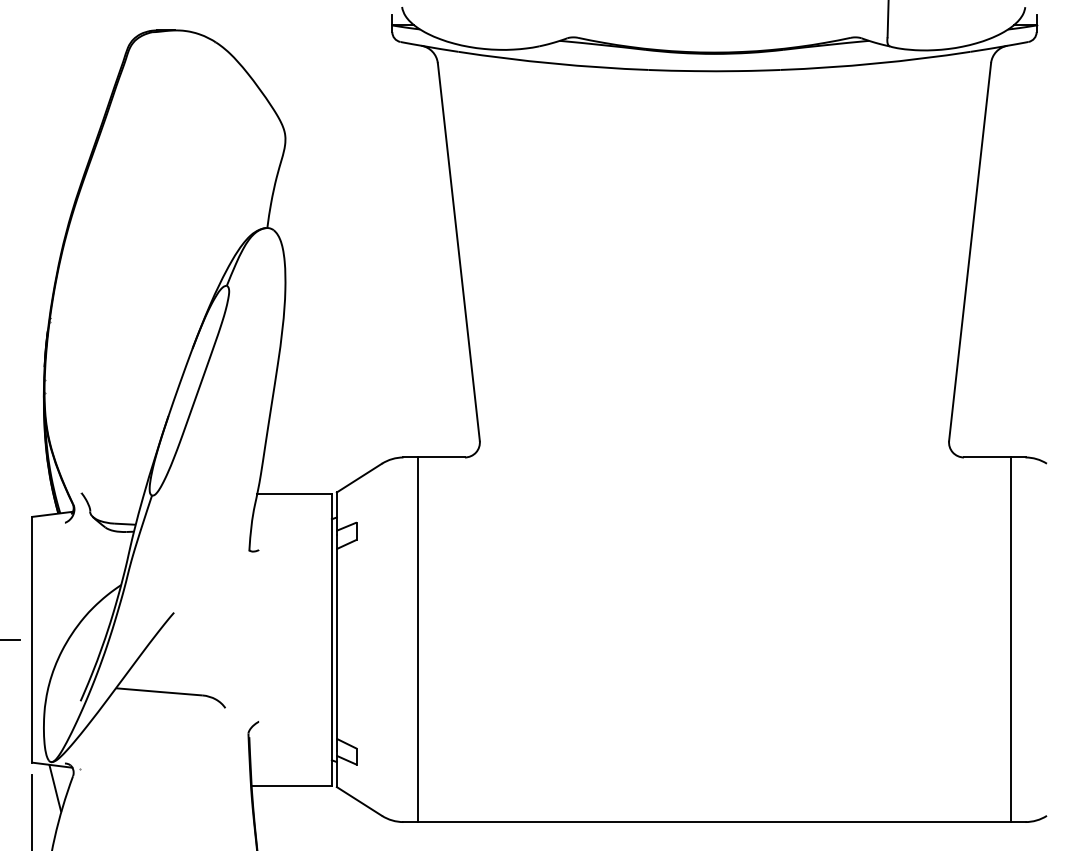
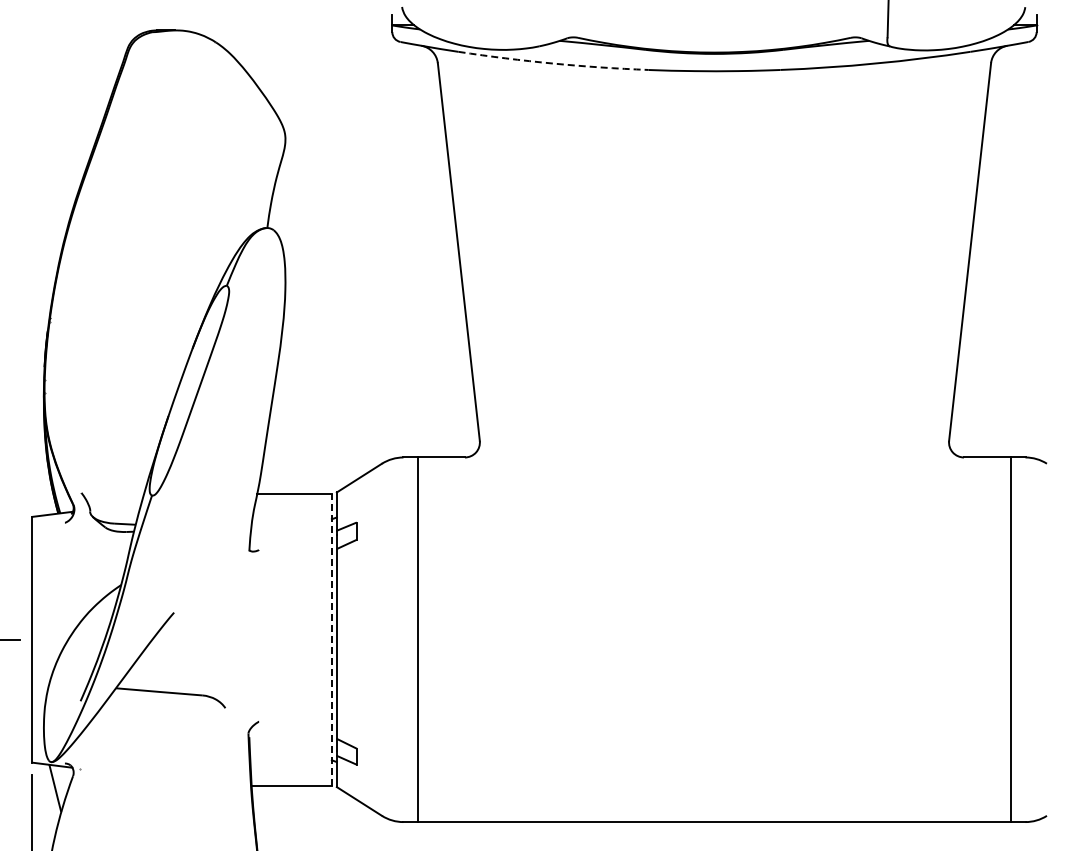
arc: solid -> dashed (553, 63)
line: solid -> dashed (331, 639)
